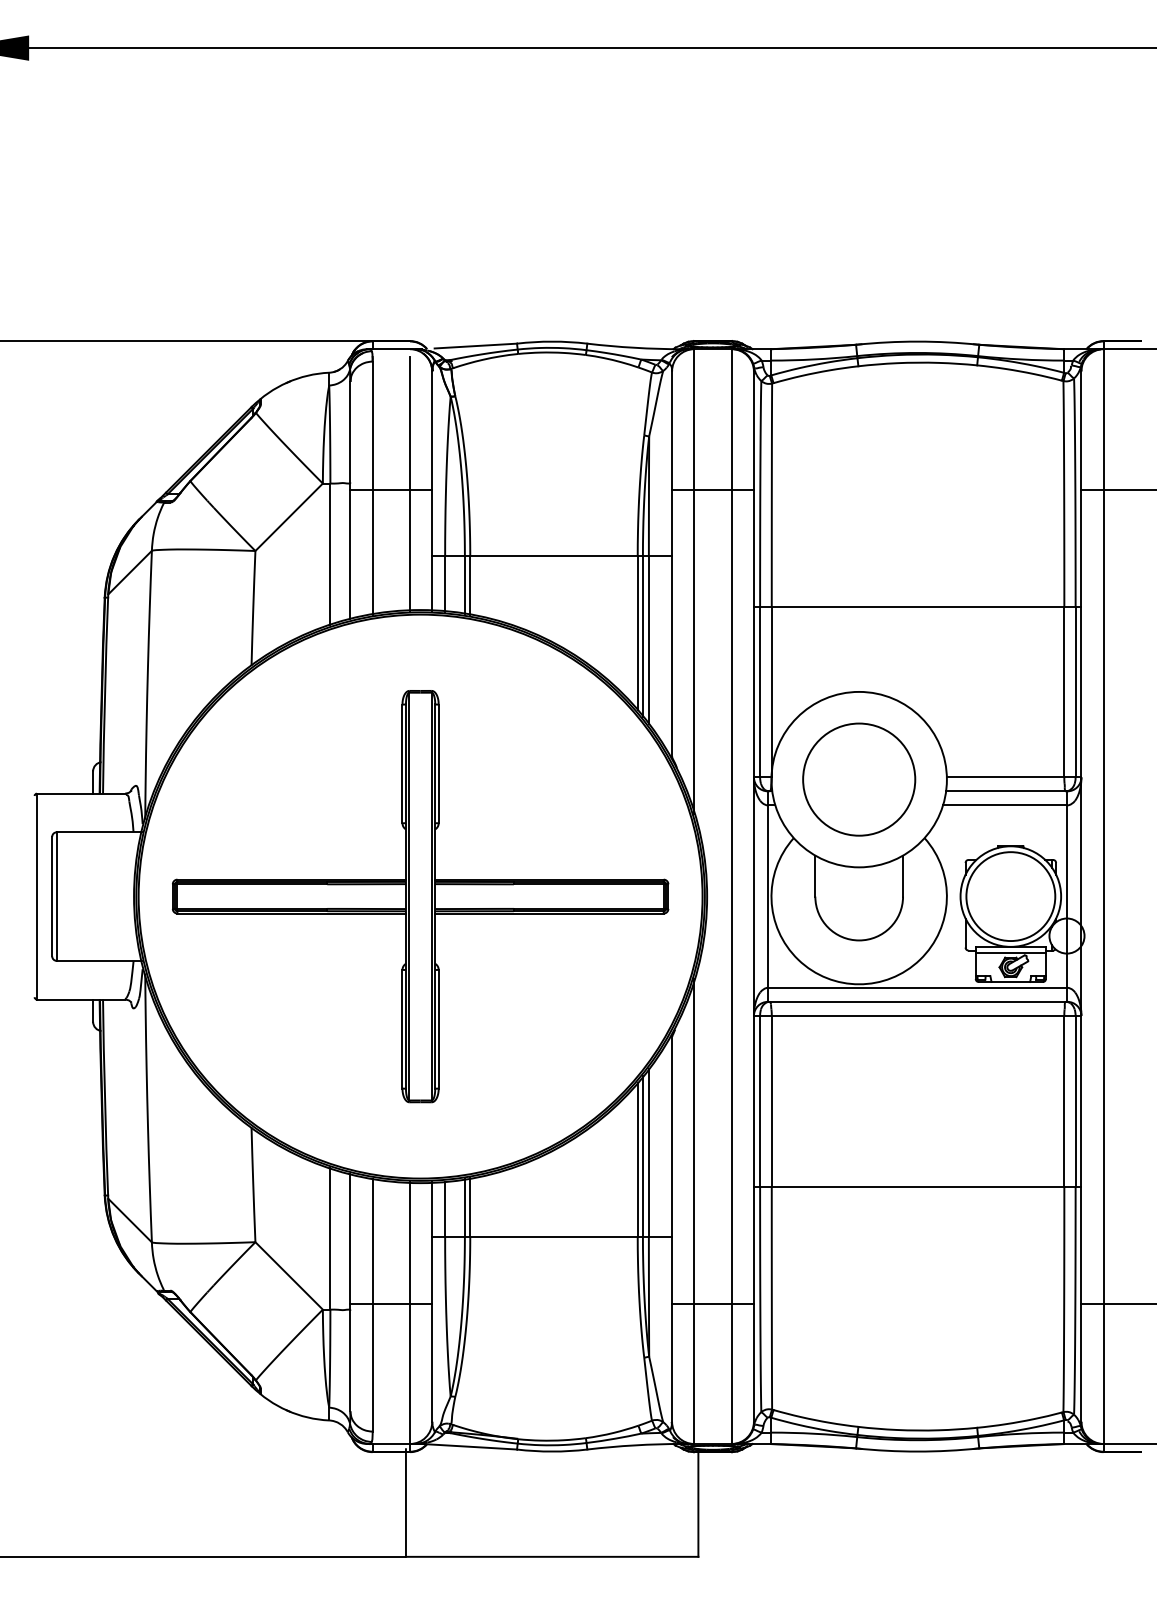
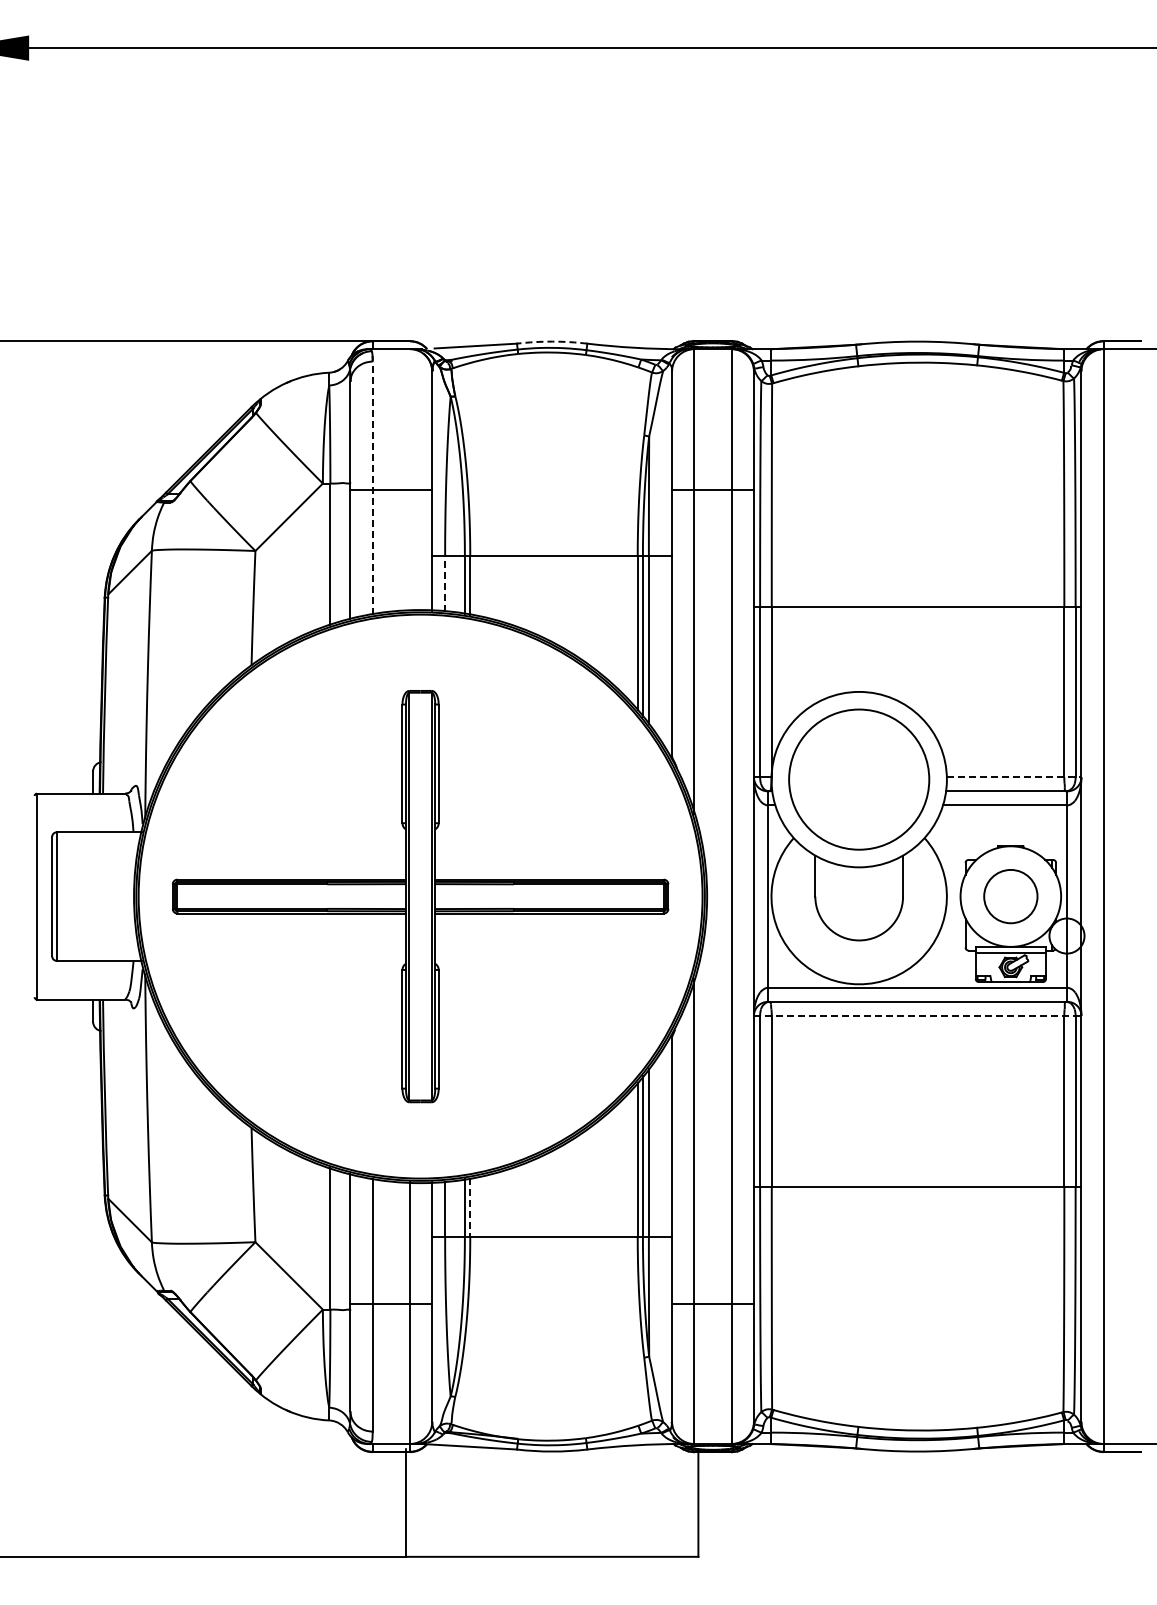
arc: solid -> dashed (552, 341)
line: present -> none (410, 483)
line: solid -> dashed (372, 487)
line: present -> none (1117, 489)
line: solid -> dashed (445, 583)
line: solid -> dashed (1014, 777)
circle diameter: 112 px -> 140 px (859, 779)
circle diameter: 89 px -> 53 px (1010, 896)
line: solid -> dashed (917, 1015)
line: solid -> dashed (470, 1208)
line: present -> none (1117, 1303)
